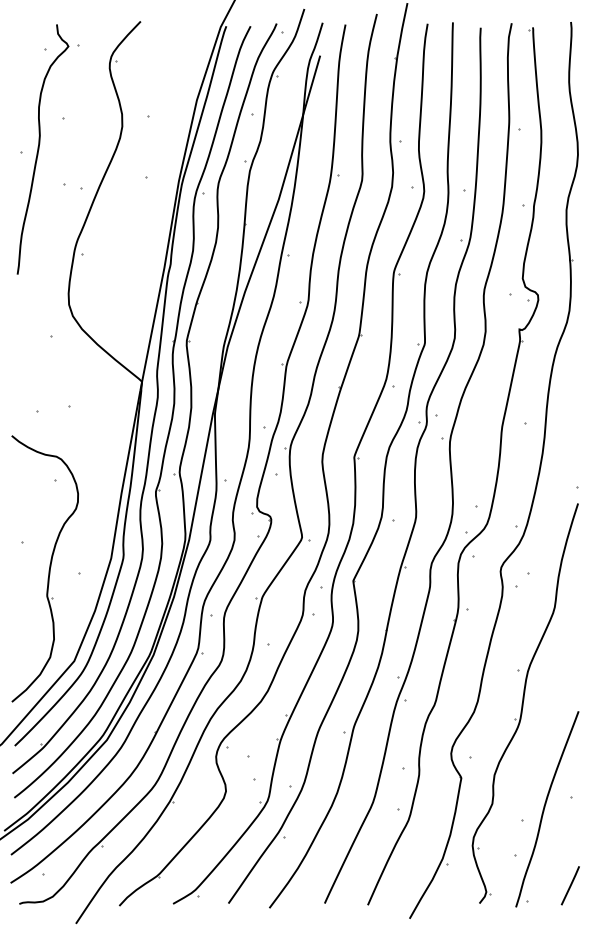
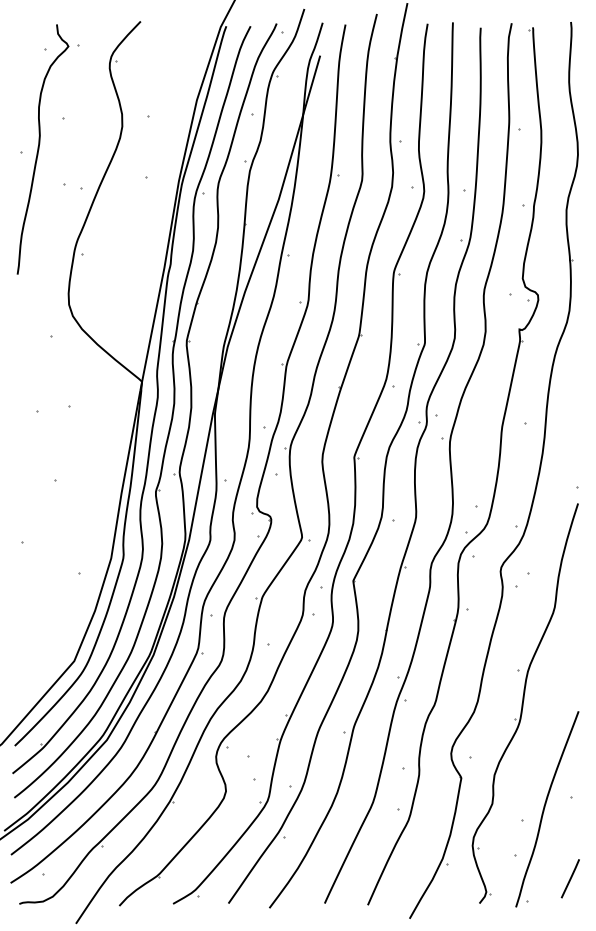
part: present -> none (44, 568)
line position: (569, 885) -> (569, 878) (569, 878)
